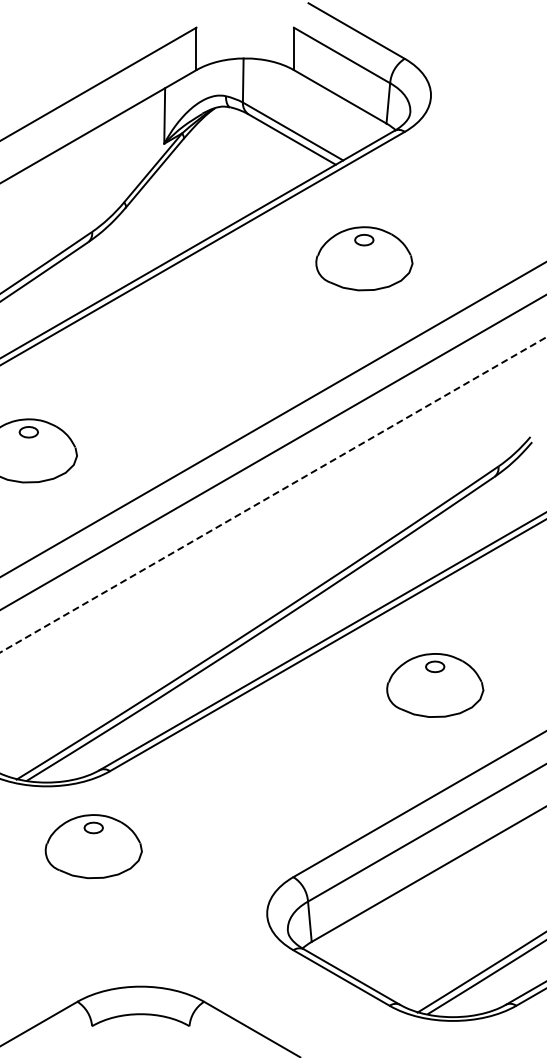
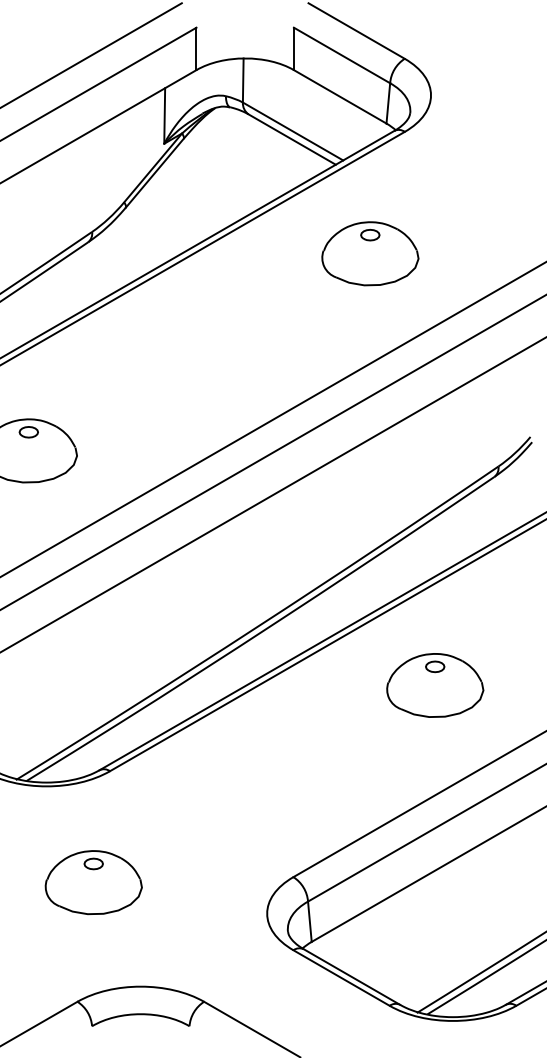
line: none -> present (91, 54)
part position: (364, 258) -> (370, 253) (370, 253)
line: dashed -> solid (273, 495)
part position: (93, 846) -> (93, 882) (93, 882)
